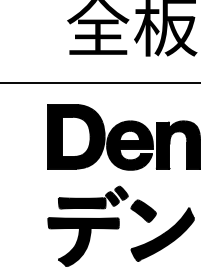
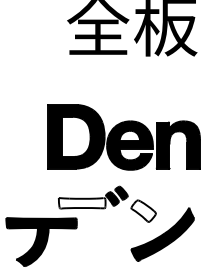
line: present -> none (99, 83)
fill: present -> none (81, 203)
fill: present -> none (143, 210)
part position: (83, 241) -> (41, 241) (41, 241)
